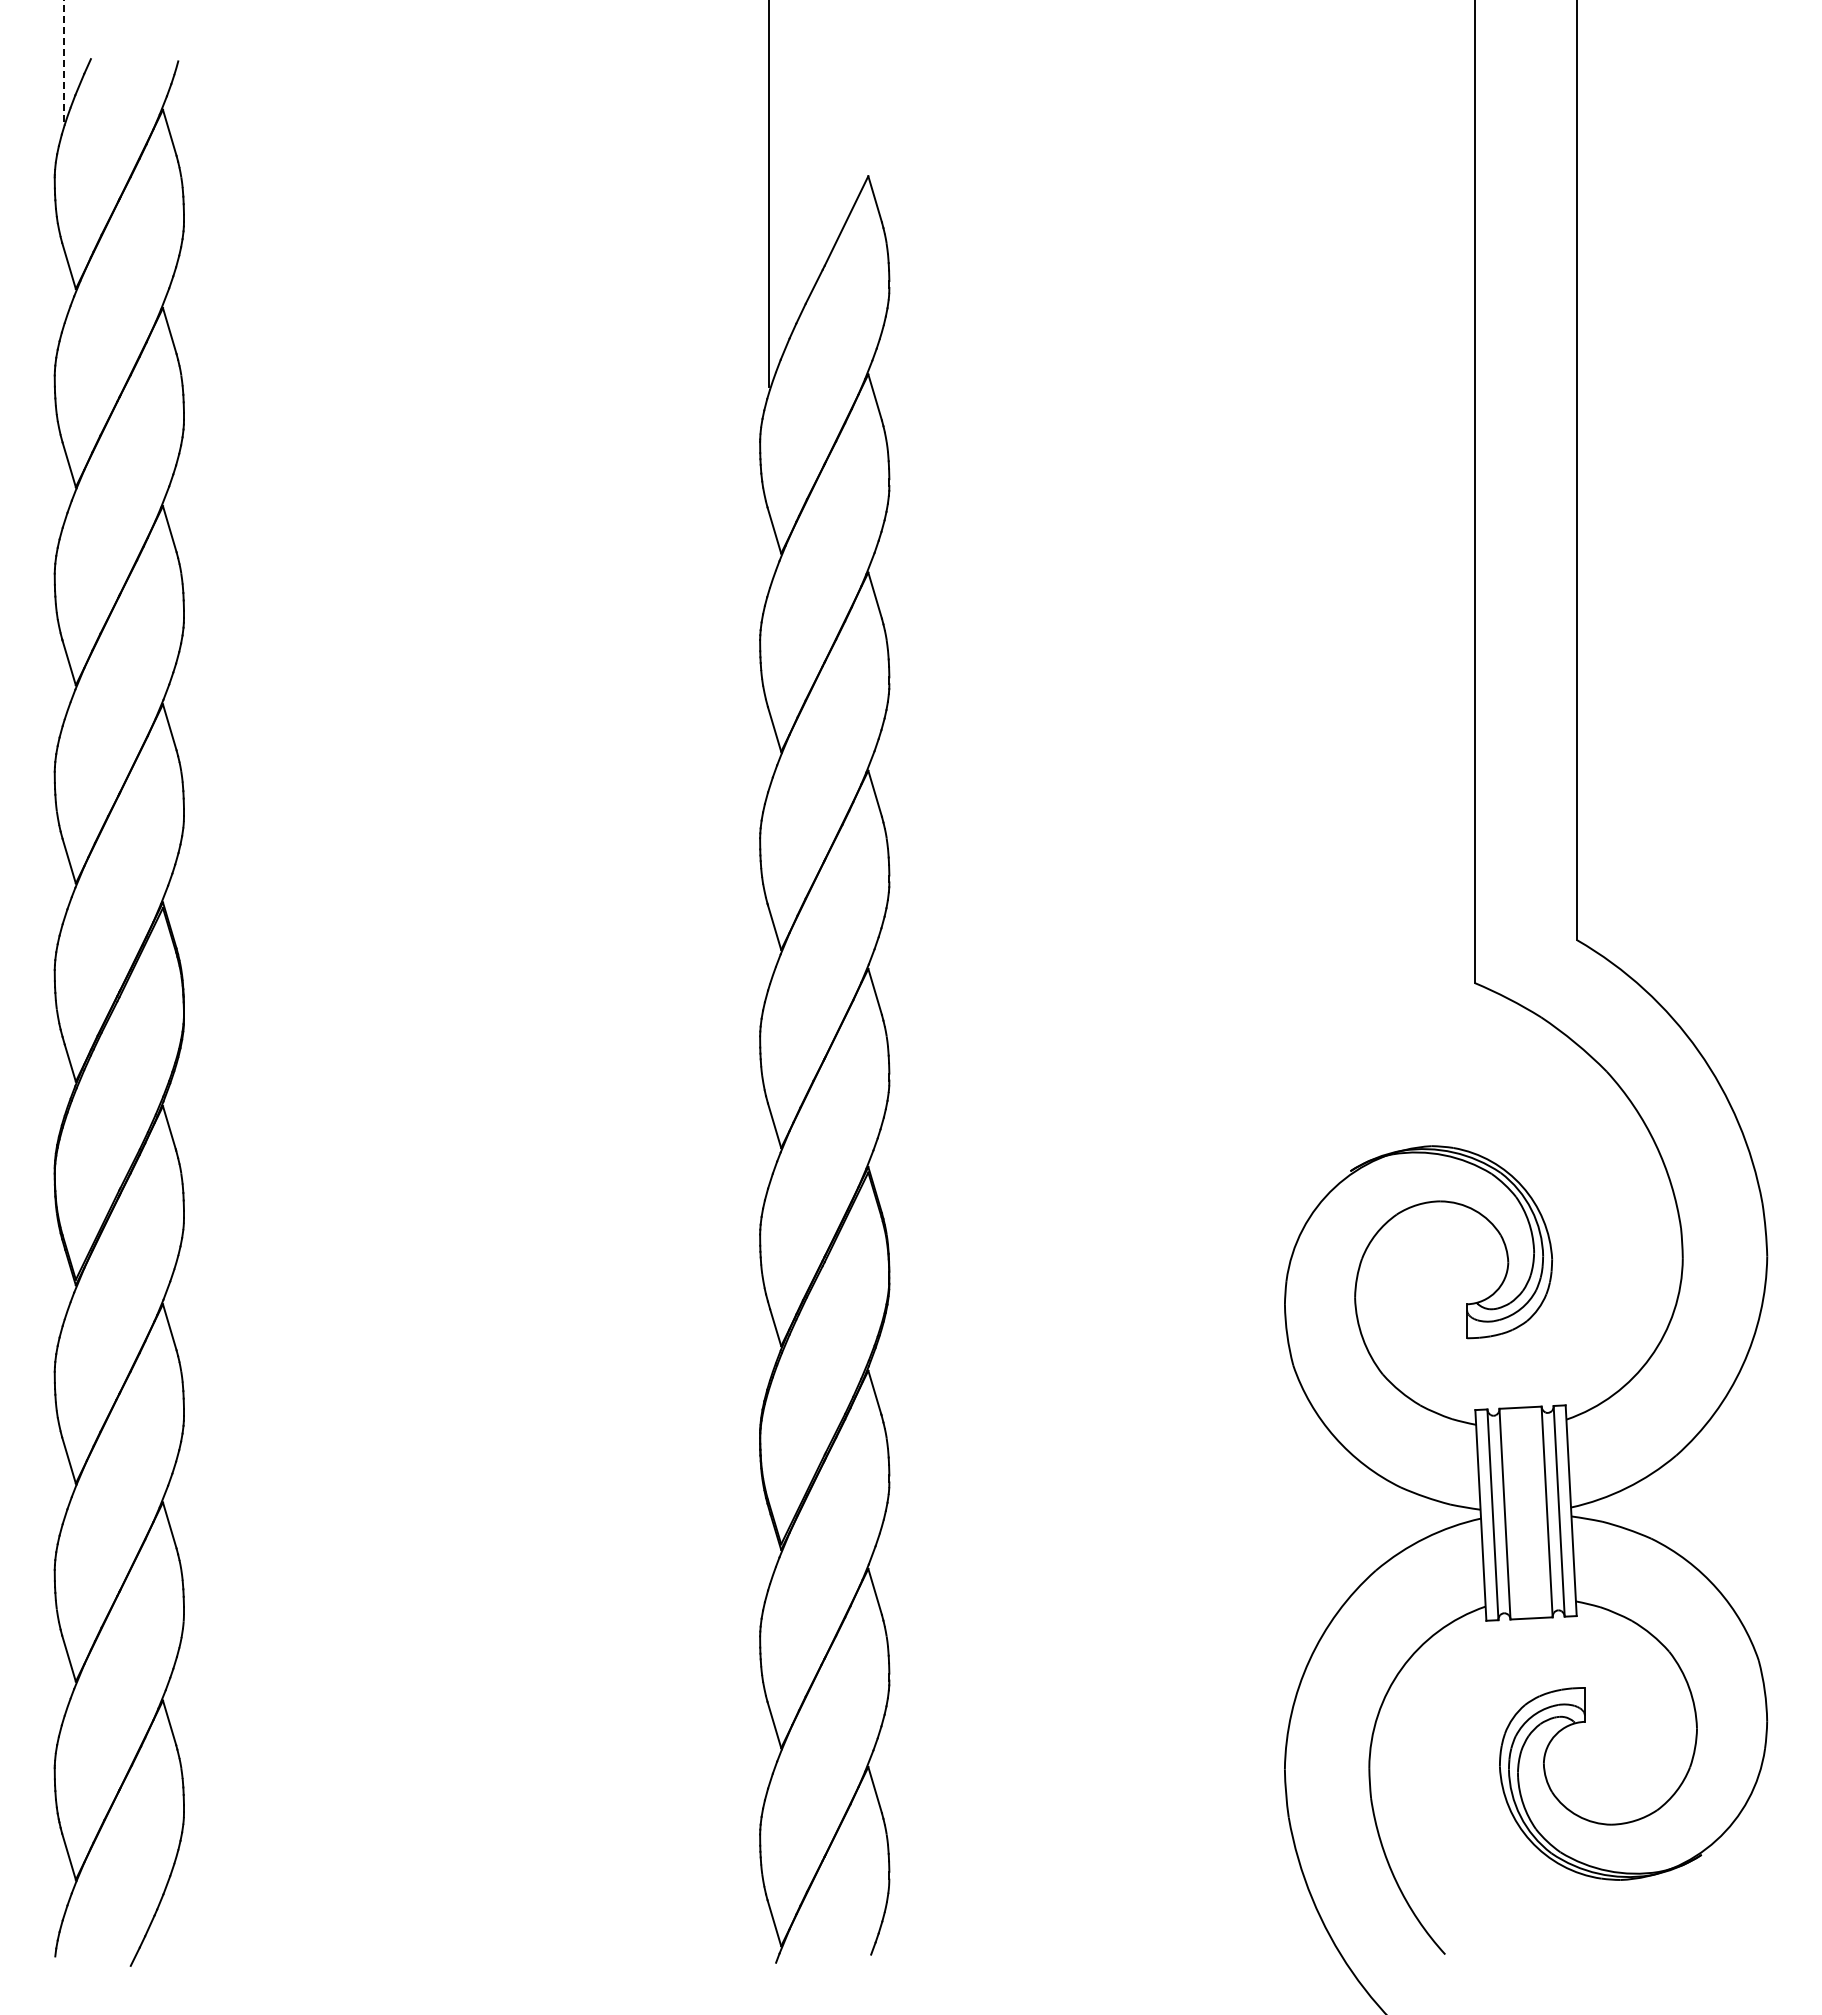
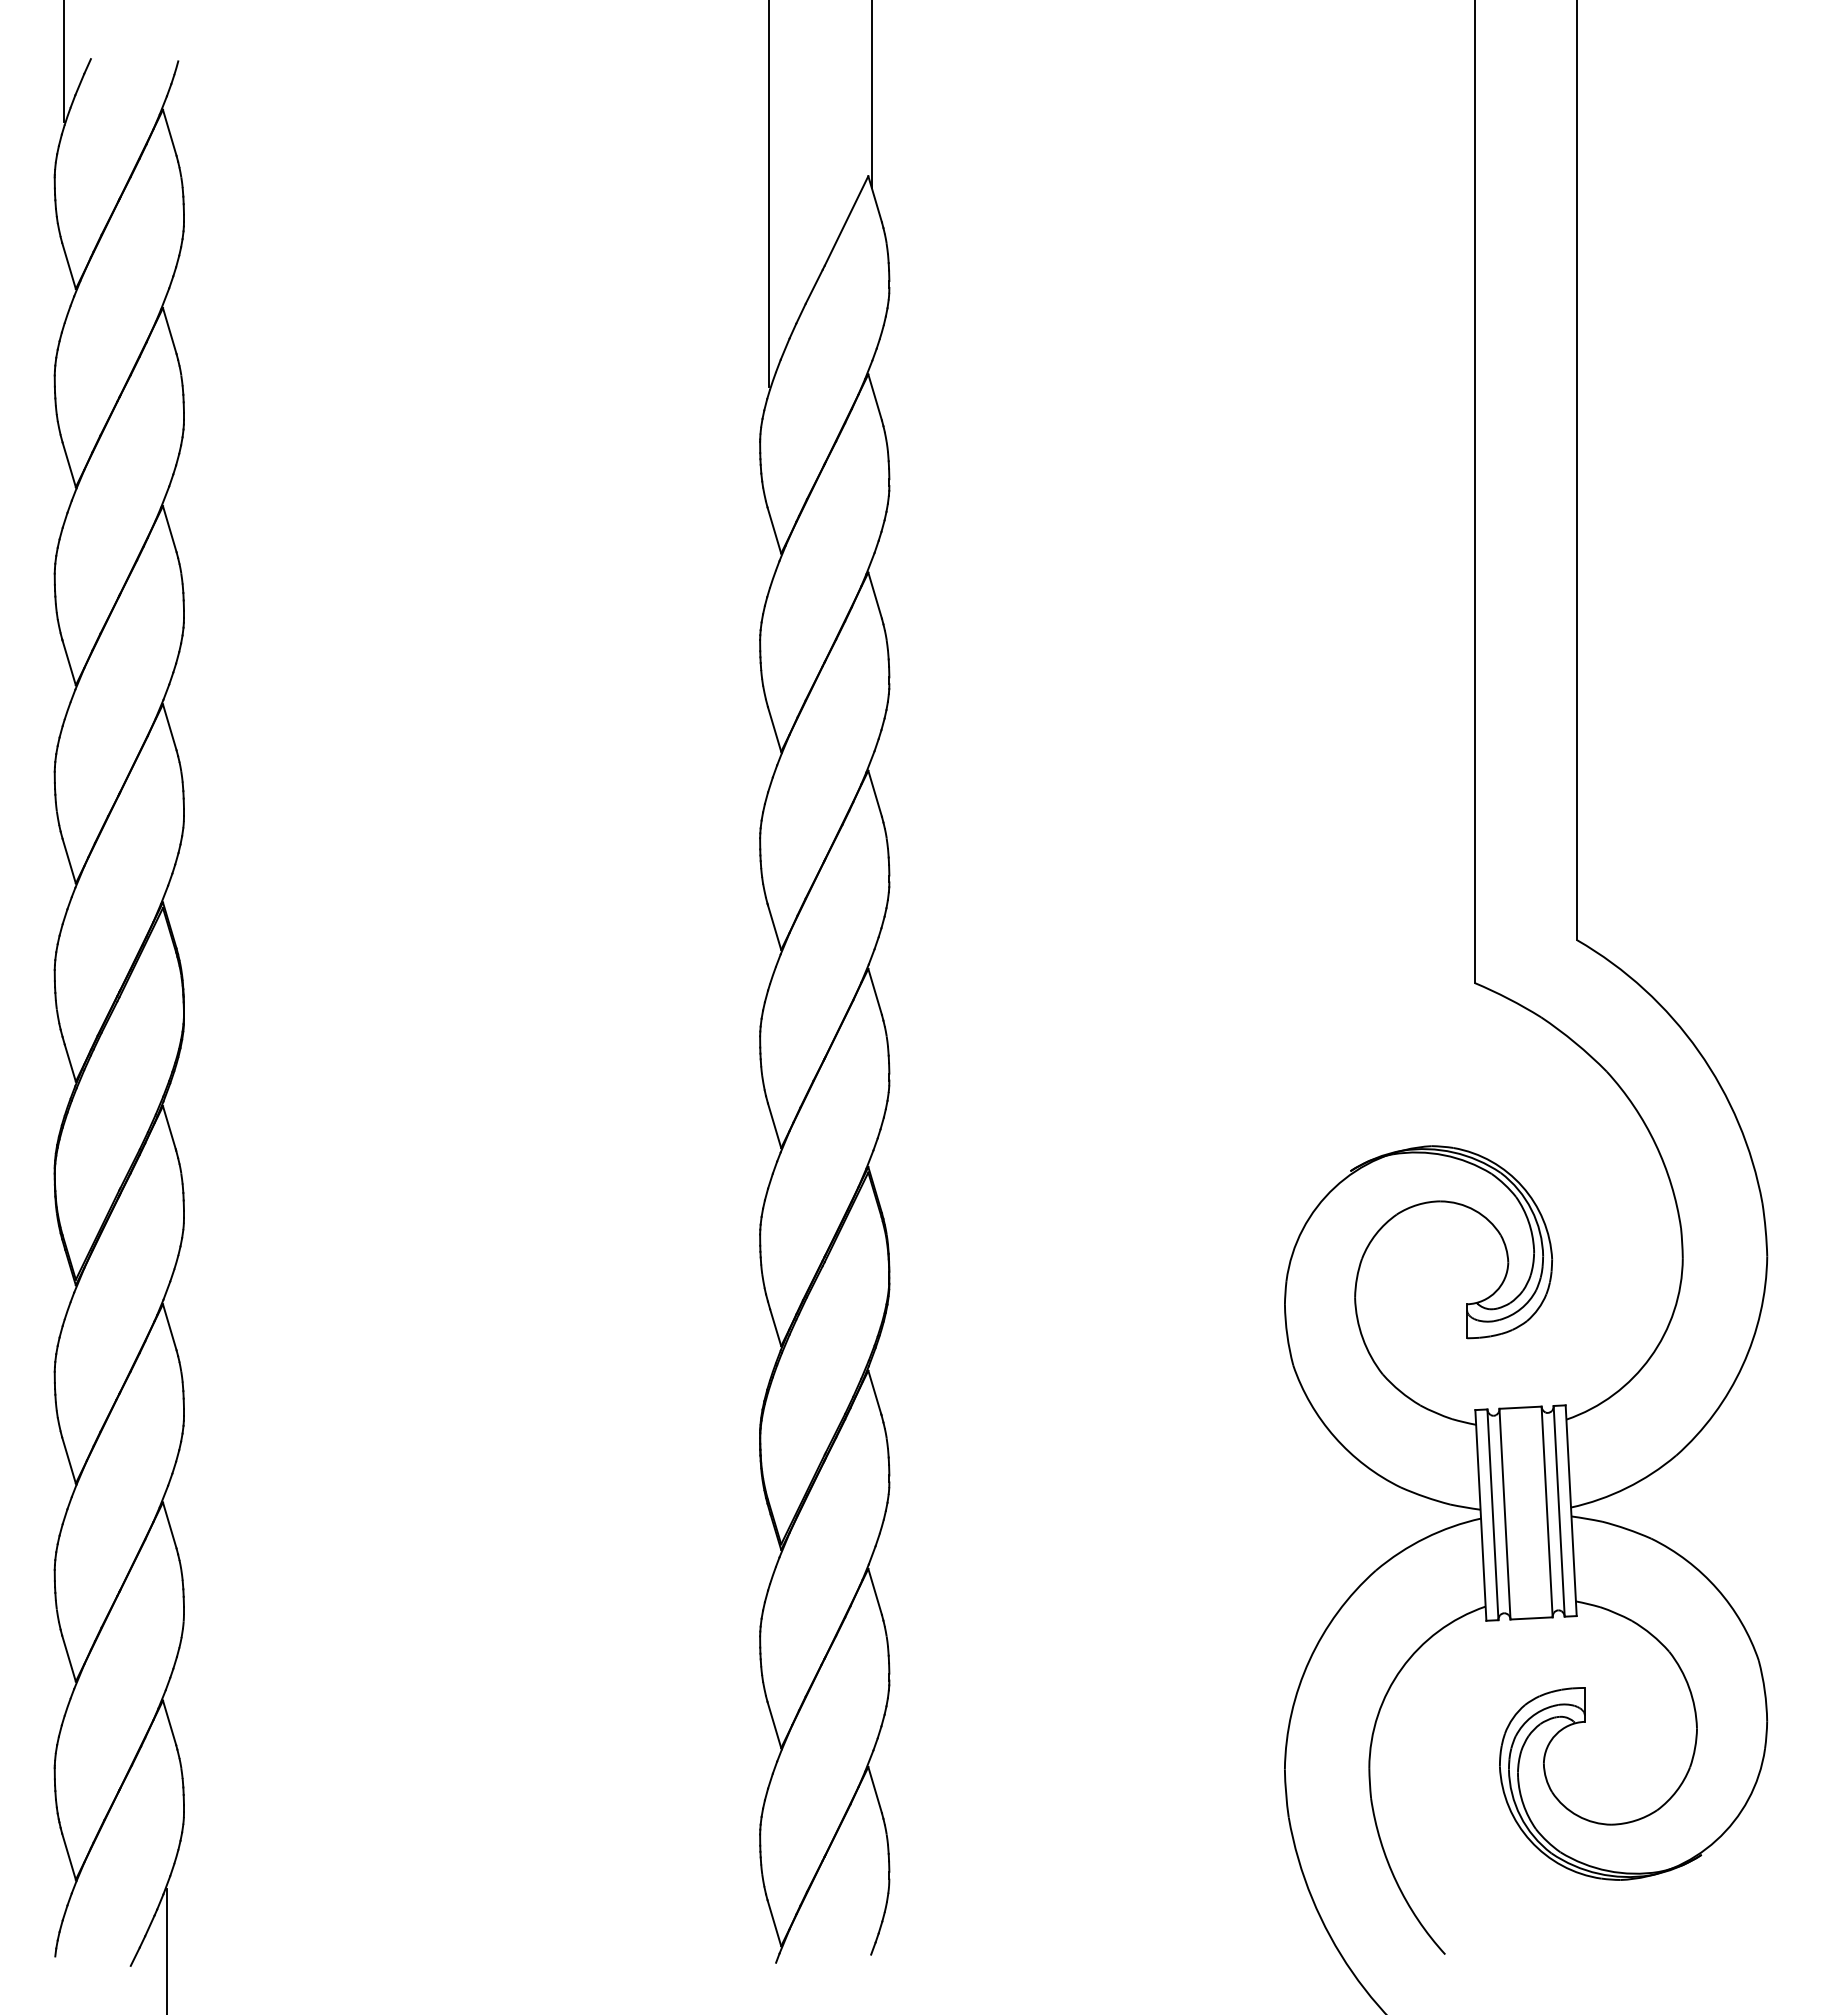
line: dashed -> solid (64, 61)
line: none -> present (871, 95)
line: none -> present (166, 1950)
